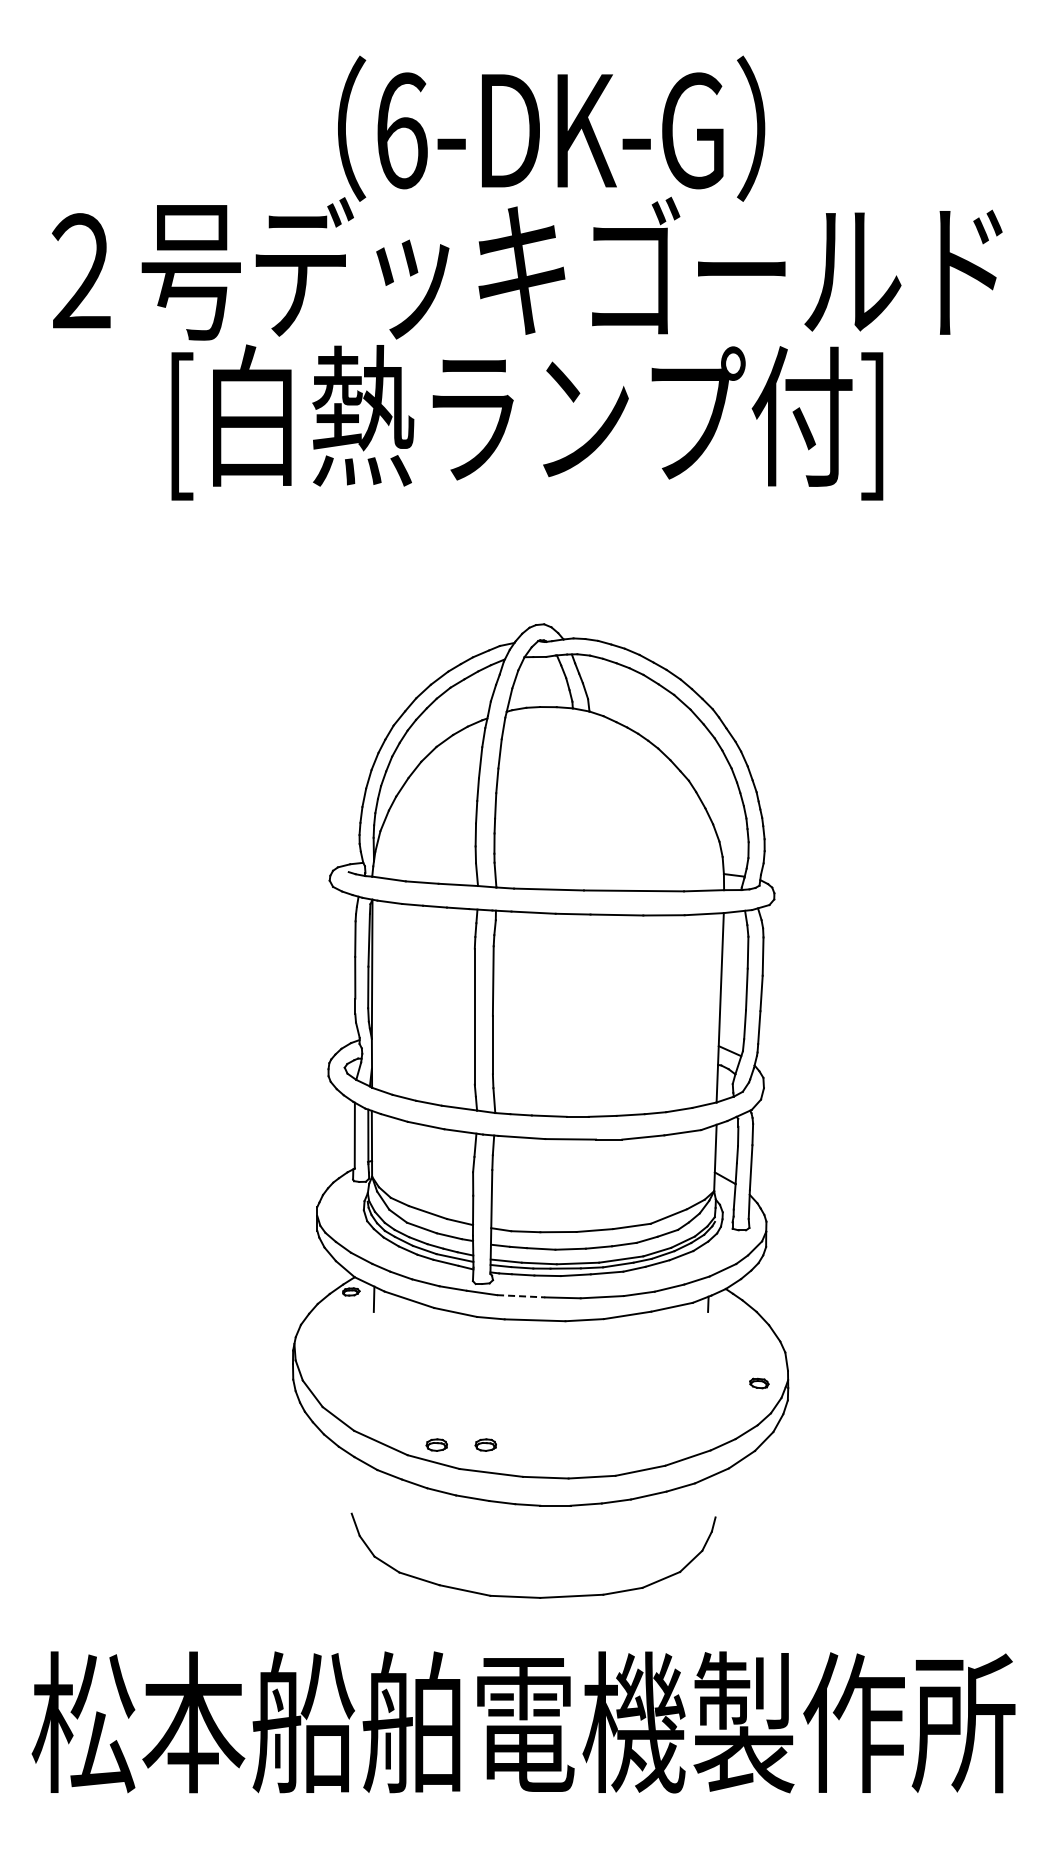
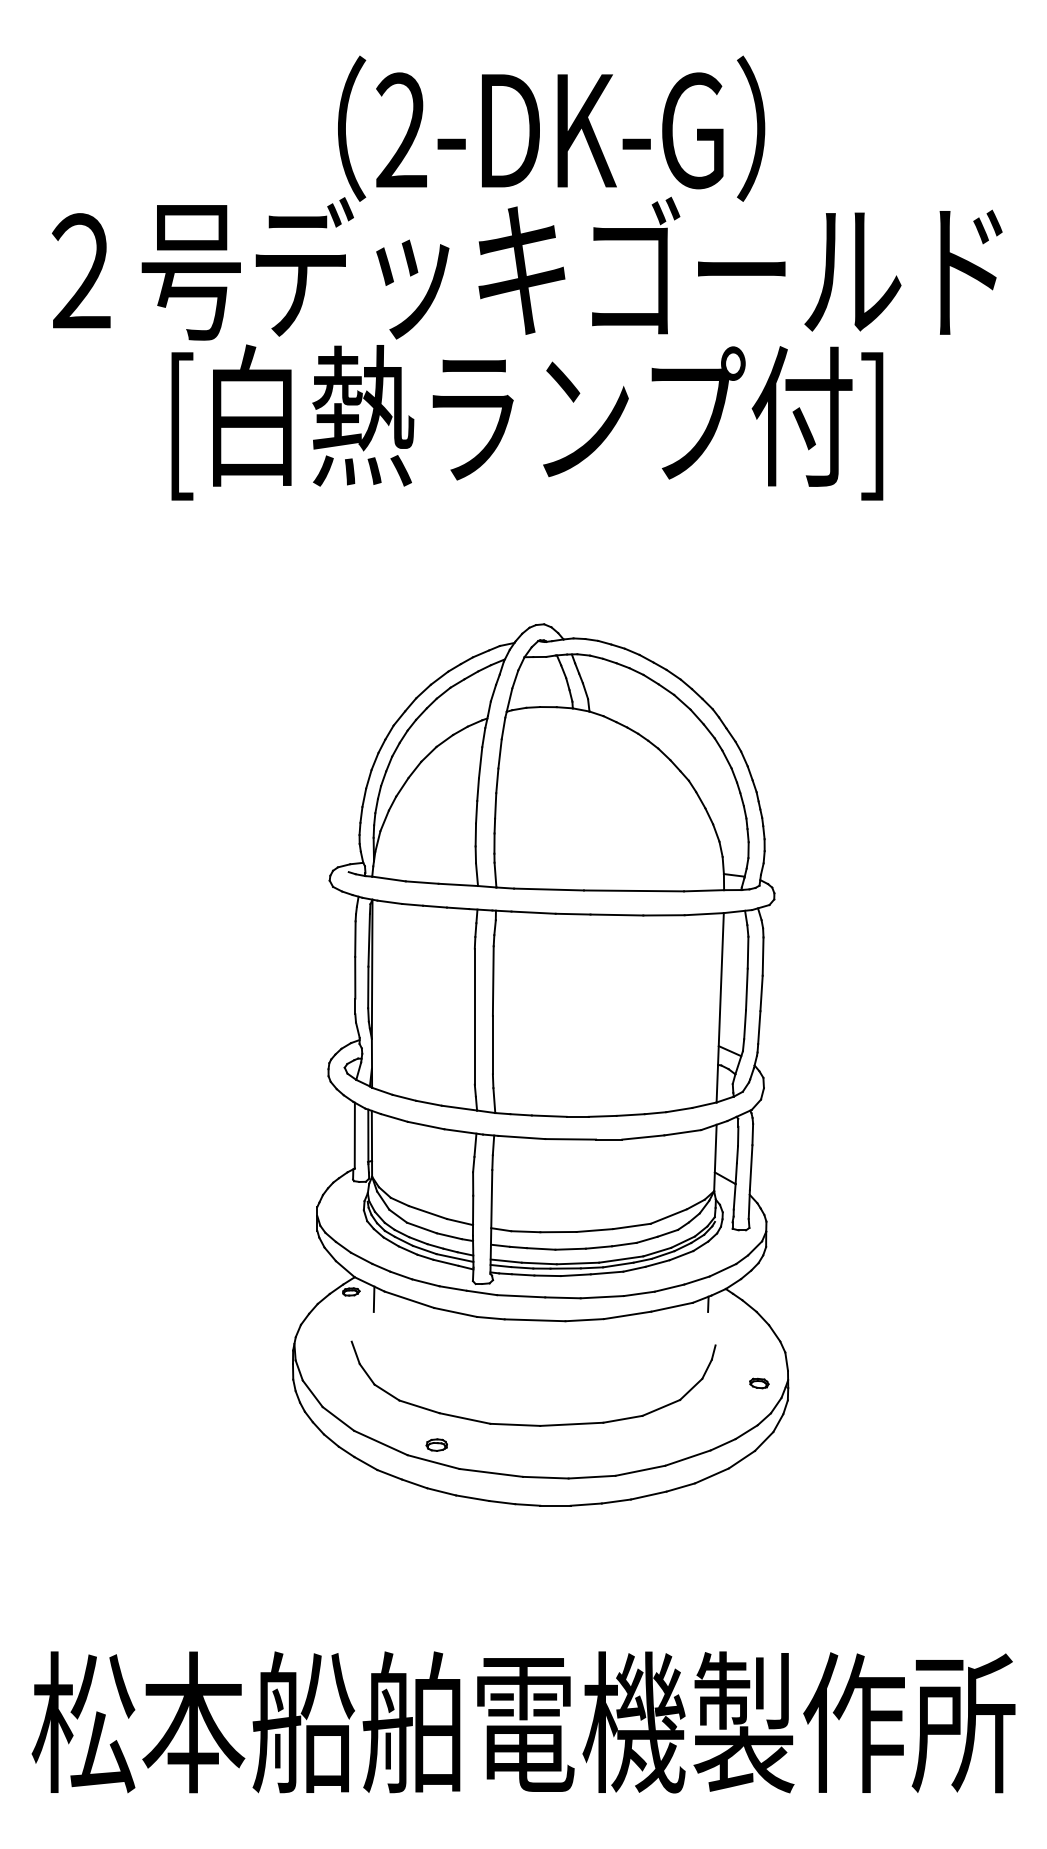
text: 6-DK-G -> 2-DK-G (401, 130)
line: dashed -> solid (521, 1296)
part: present -> none (485, 1444)
part position: (533, 1596) -> (533, 1424) (533, 1424)
